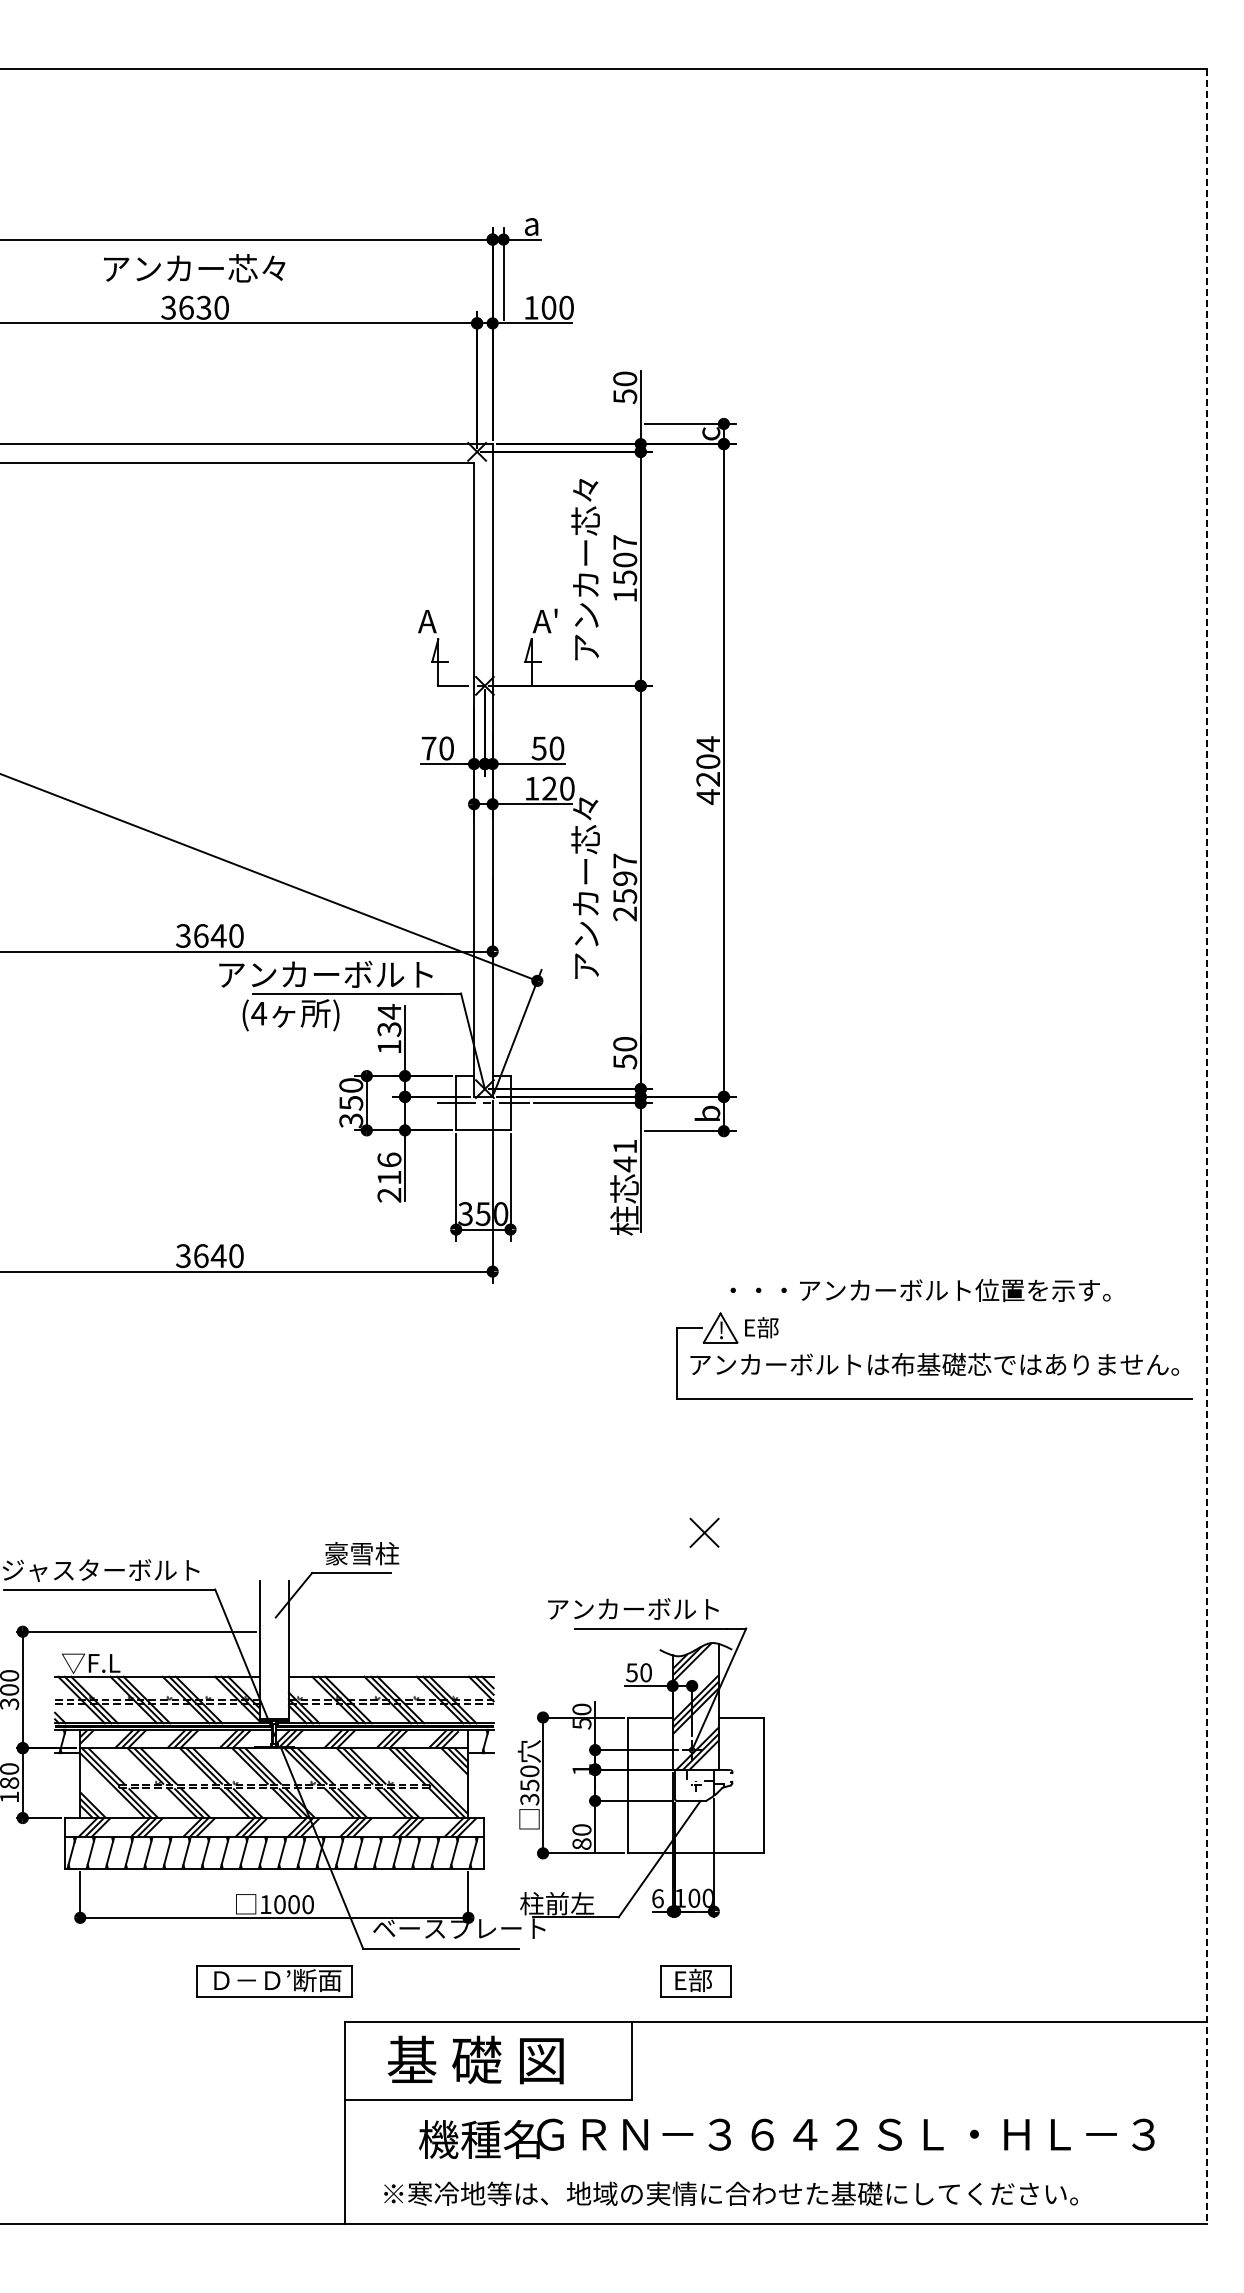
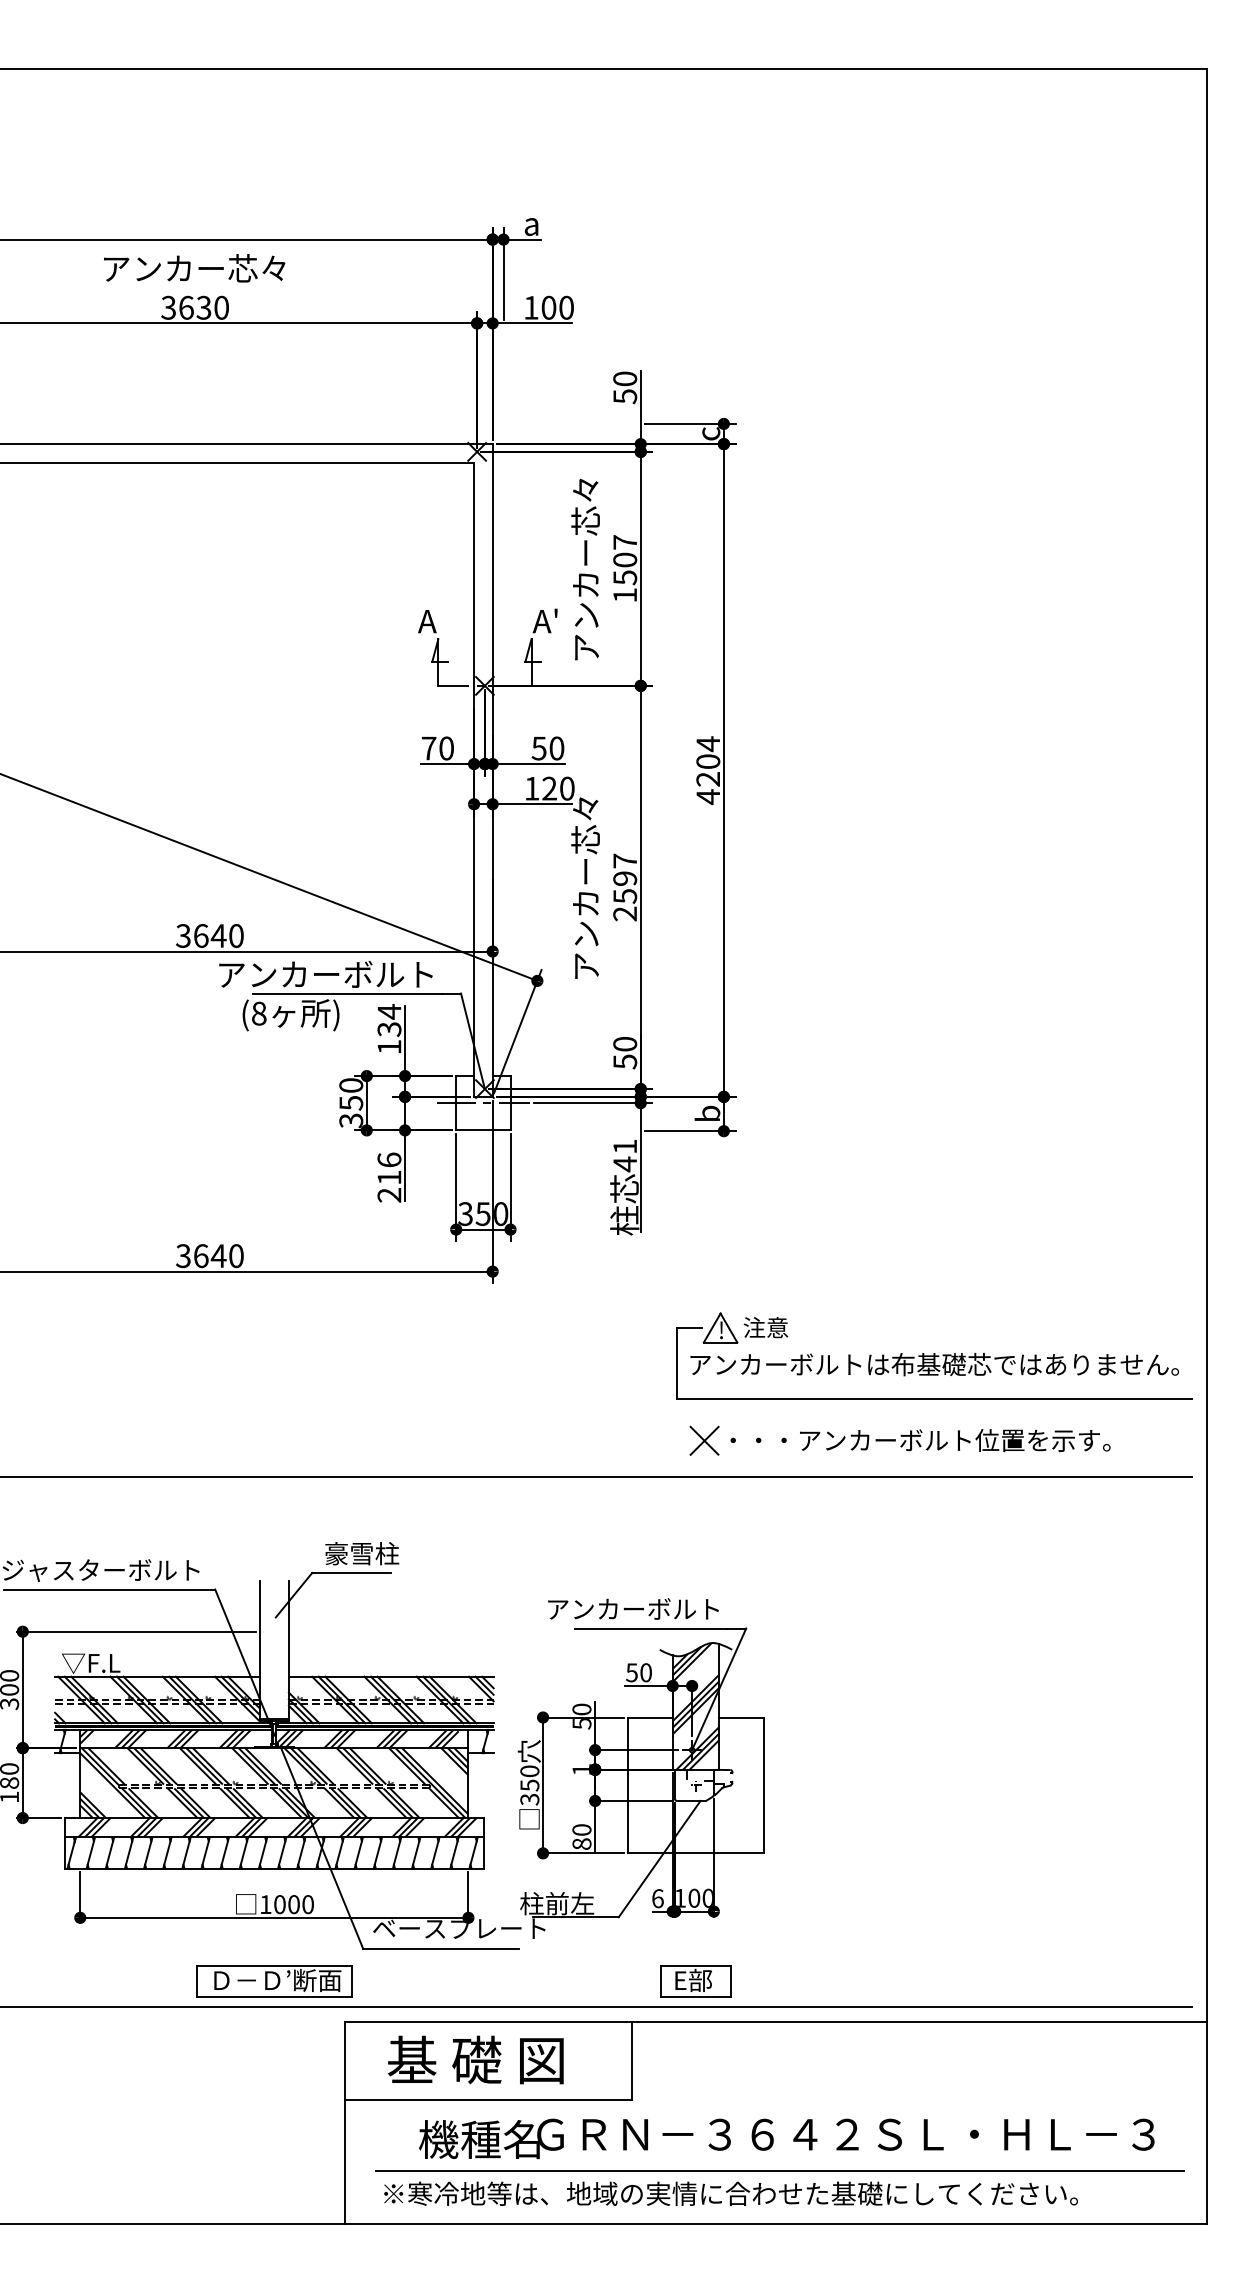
text: (4 -> (8 (259, 1013)
line: dashed -> solid (1206, 1146)
text position: (920, 1290) -> (920, 1440) (920, 1440)
text: E部 -> 注意 (765, 1327)
line: none -> present (596, 1476)
part position: (704, 1532) -> (704, 1440) (704, 1440)
line: none -> present (596, 2006)
line: none -> present (779, 2170)
